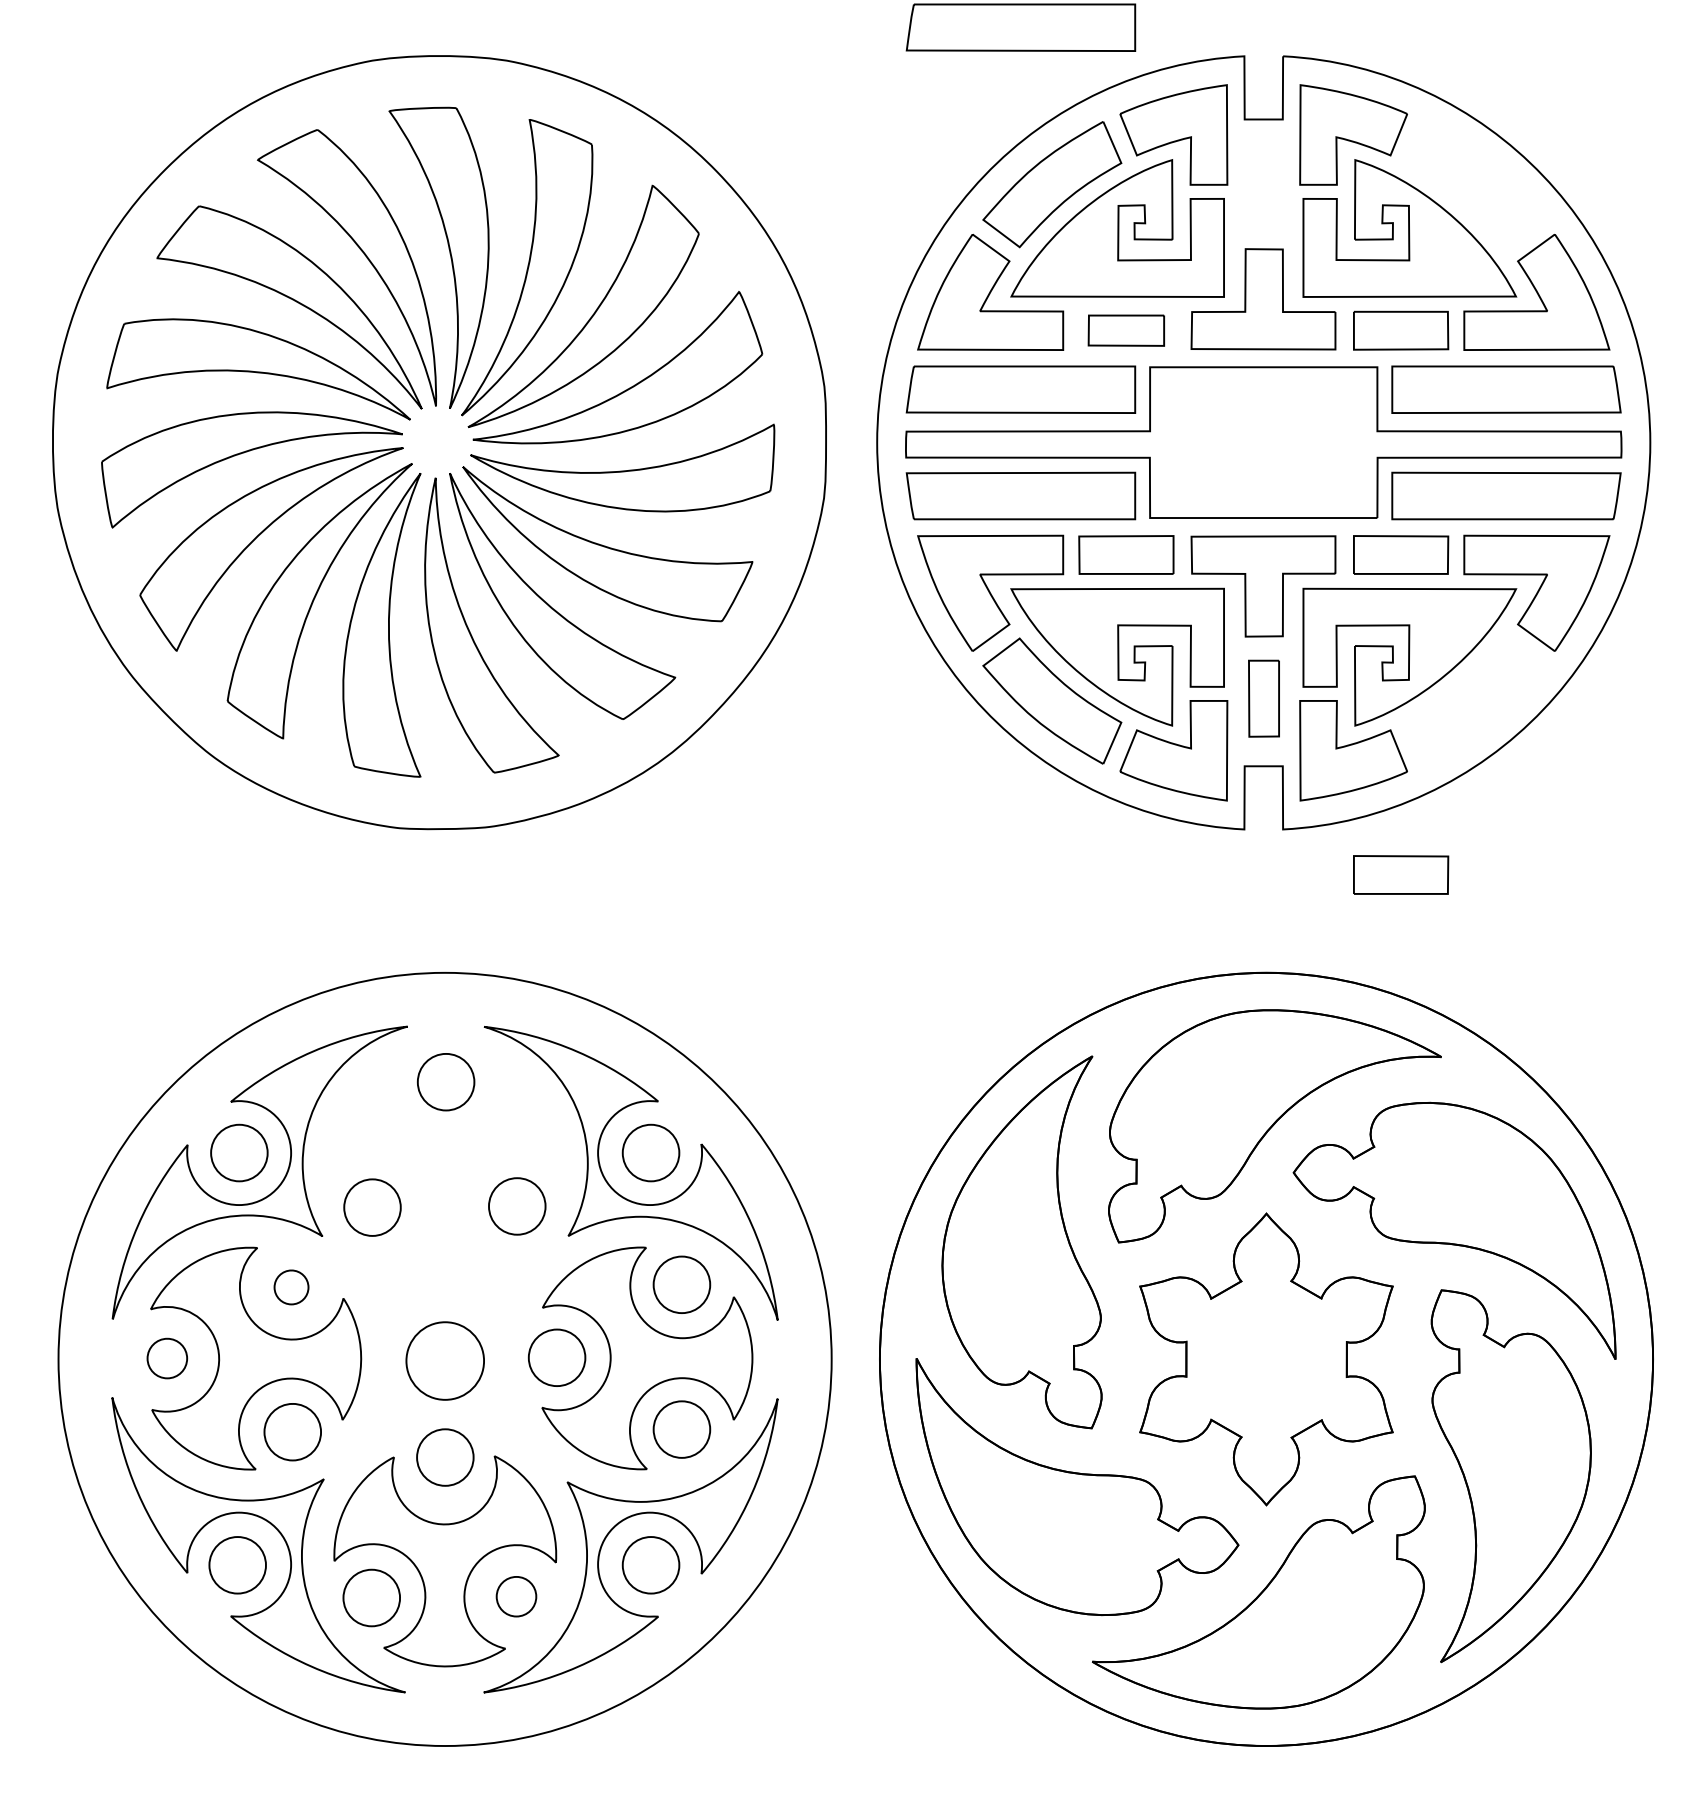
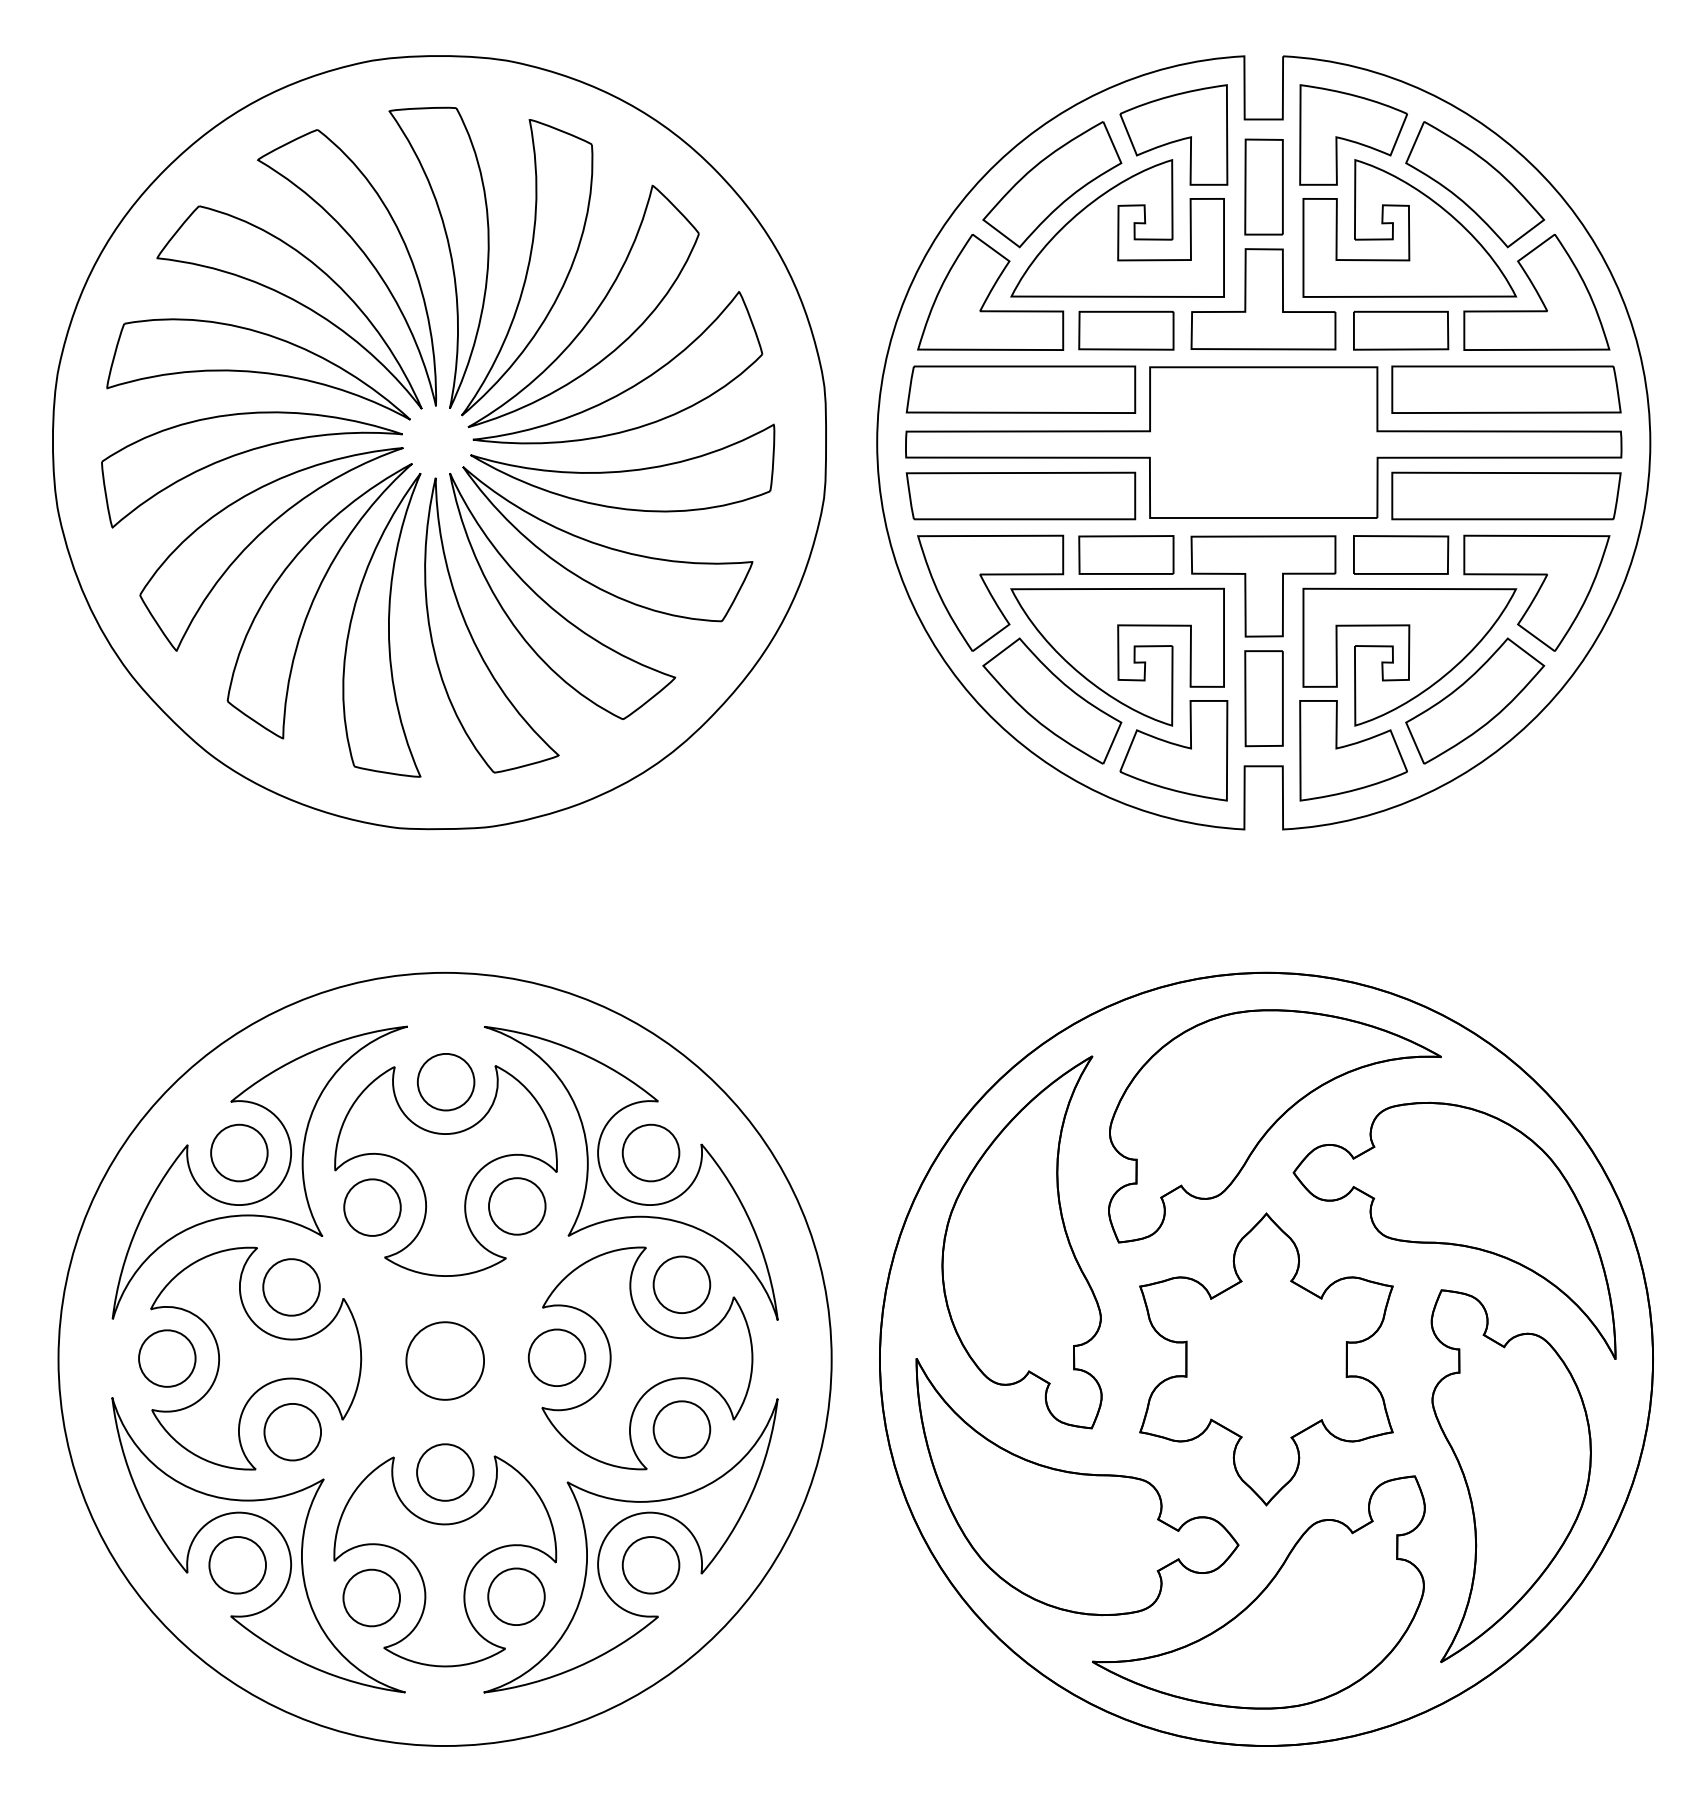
part: present -> none (1020, 27)
part: none -> present (1475, 184)
part: none -> present (1263, 186)
part size: 78x33 px -> 97x41 px (1126, 330)
part size: 32x79 px -> 40x98 px (1263, 698)
part: none -> present (1475, 700)
part: present -> none (1401, 874)
part: none -> present (445, 1170)
part size: 37x37 px -> 59x59 px (291, 1287)
part size: 43x43 px -> 59x59 px (167, 1358)
part position: (445, 1457) -> (445, 1472) (445, 1472)
part size: 43x42 px -> 59x59 px (516, 1596)
